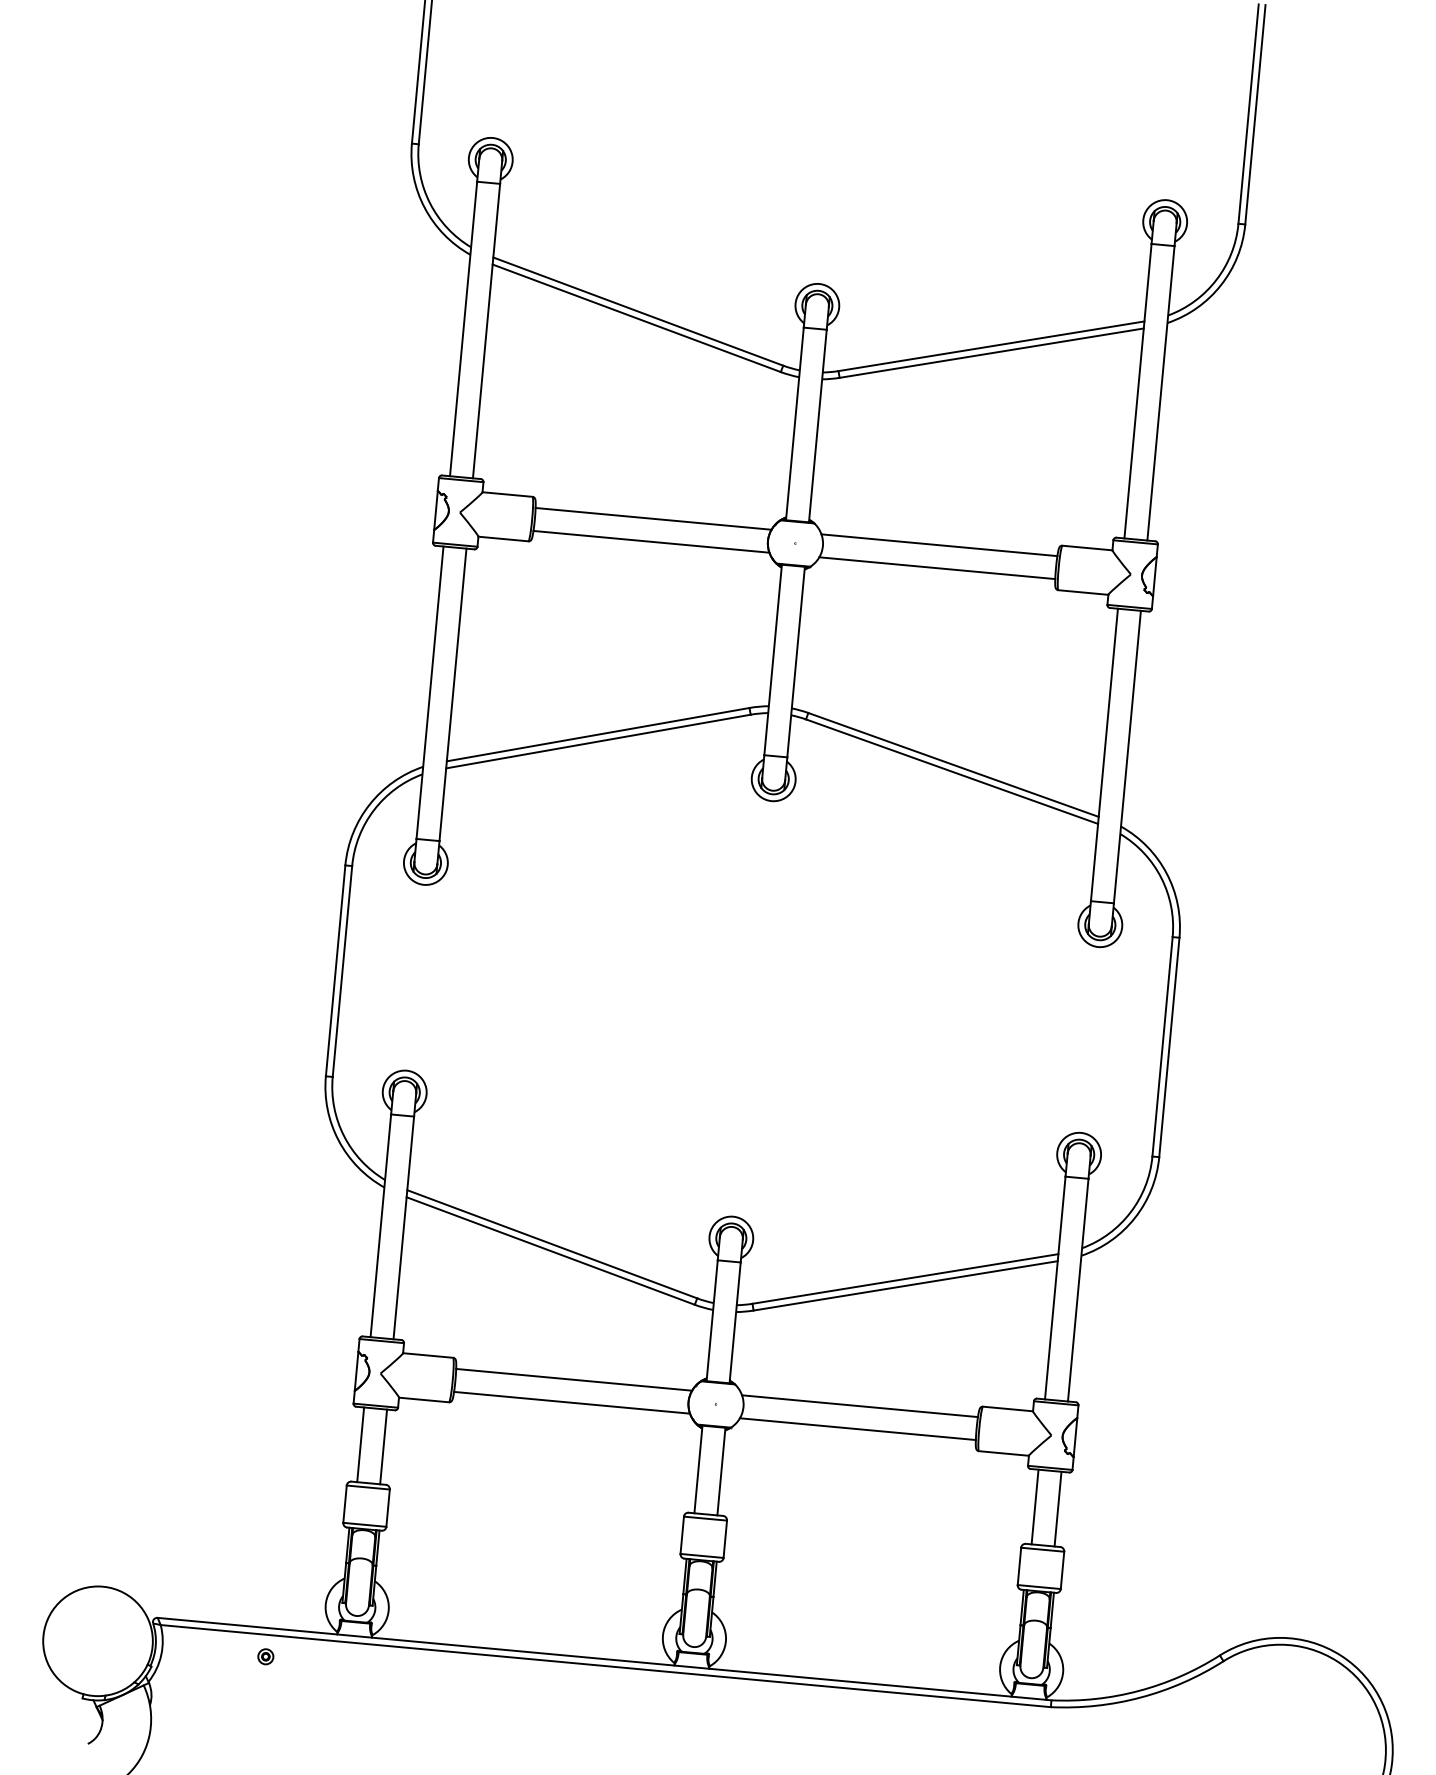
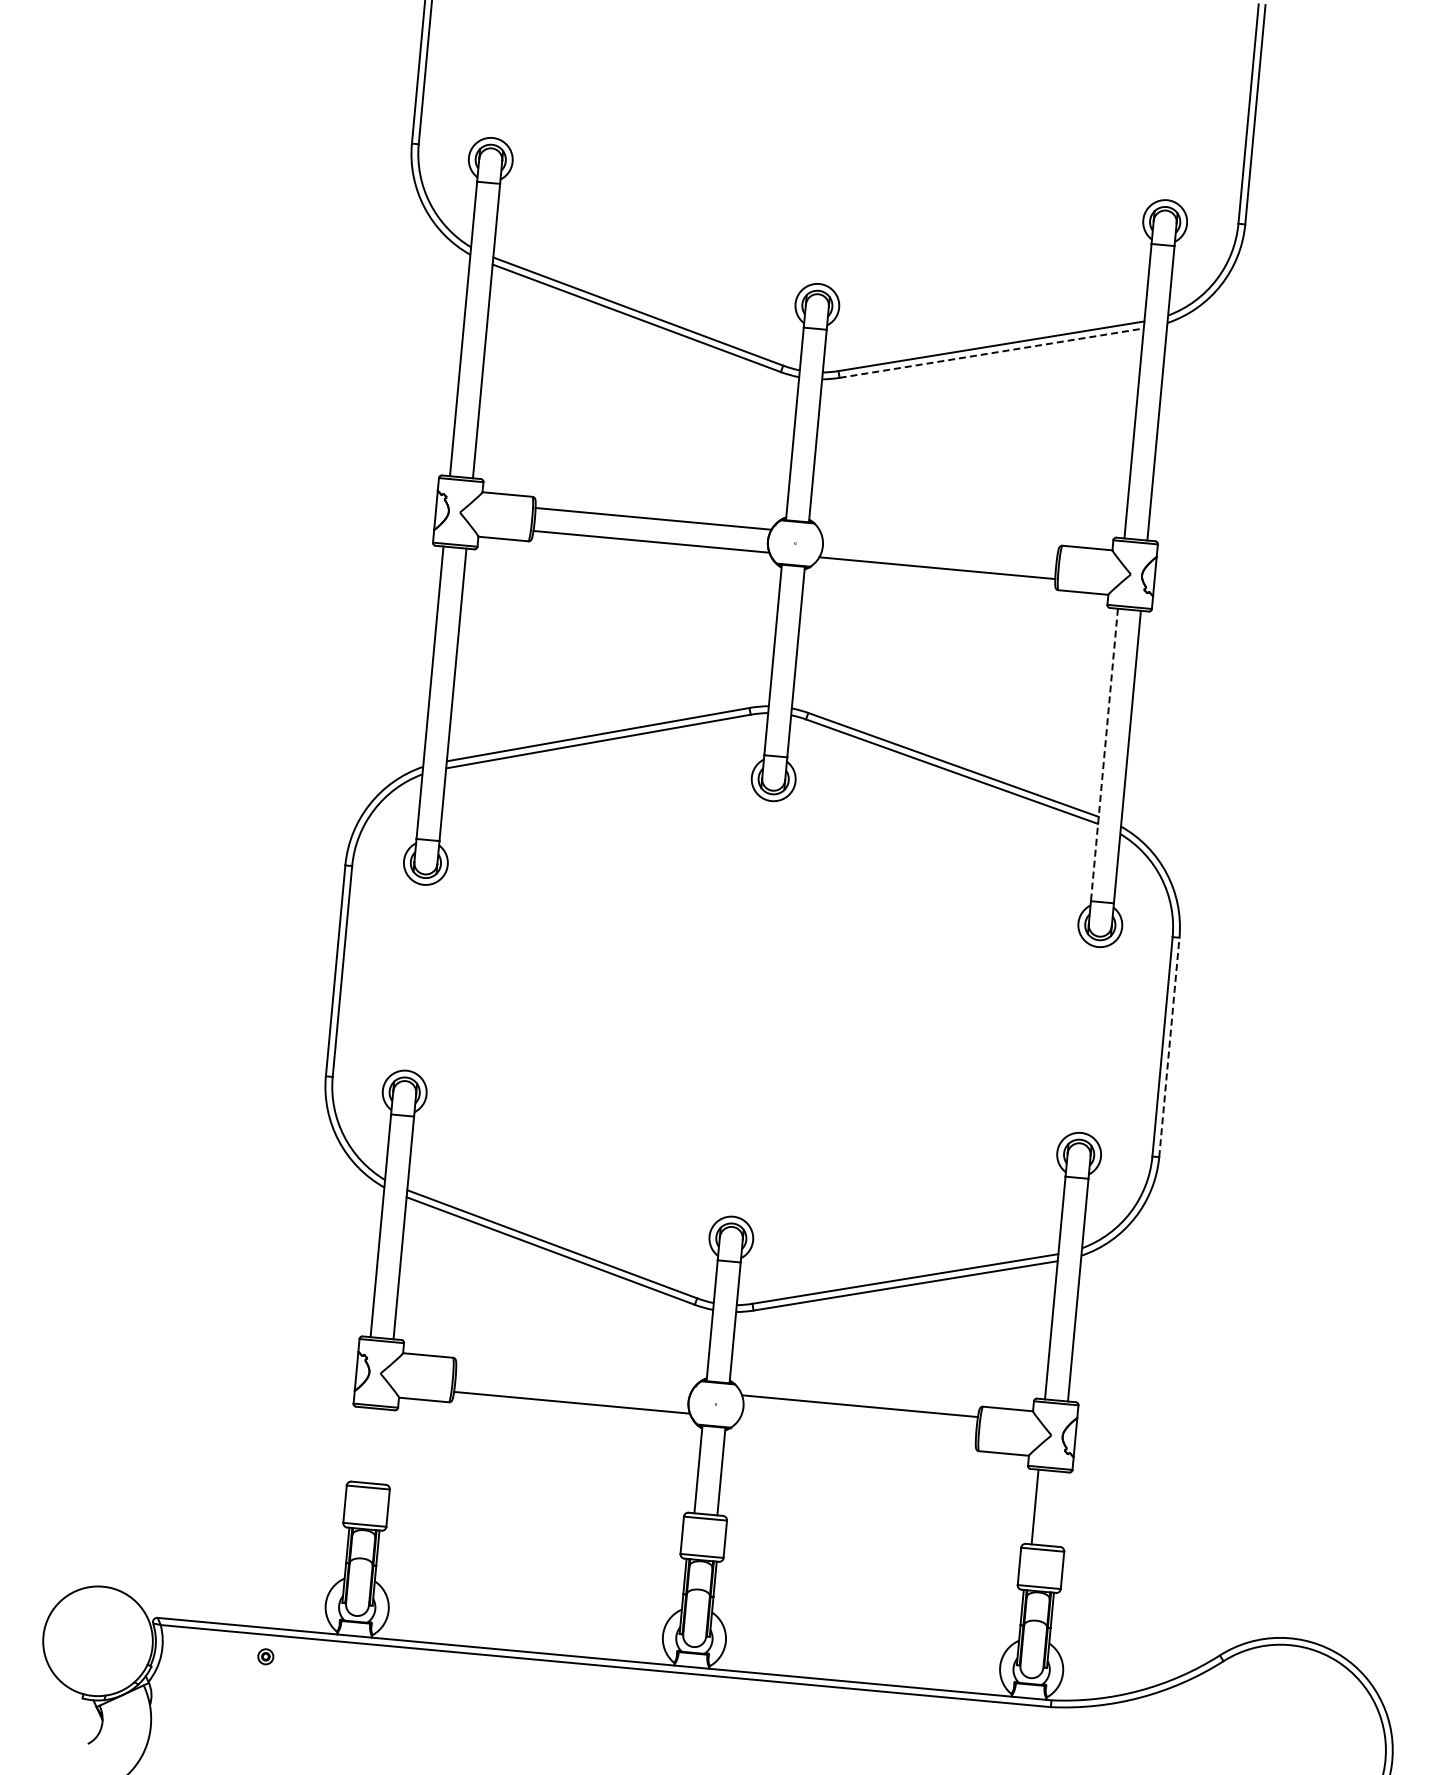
line: solid -> dashed (992, 353)
line: present -> none (939, 545)
line: solid -> dashed (1104, 754)
line: solid -> dashed (1169, 1046)
line: present -> none (574, 1379)
line: present -> none (857, 1429)
line: present -> none (360, 1444)
line: present -> none (383, 1446)
line: present -> none (1057, 1508)
